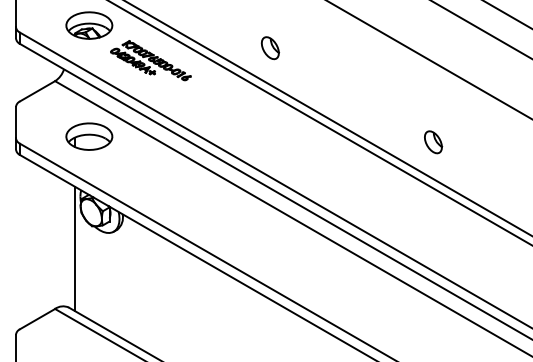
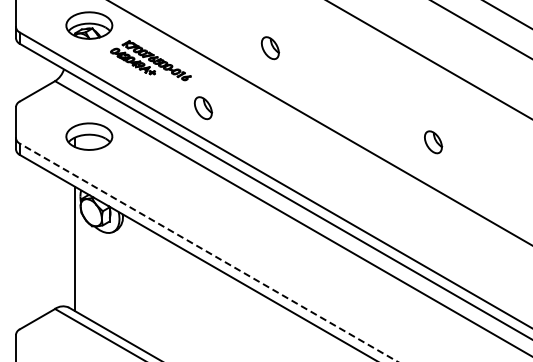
part: none -> present (202, 108)
line: present -> none (327, 118)
line: solid -> dashed (208, 252)
